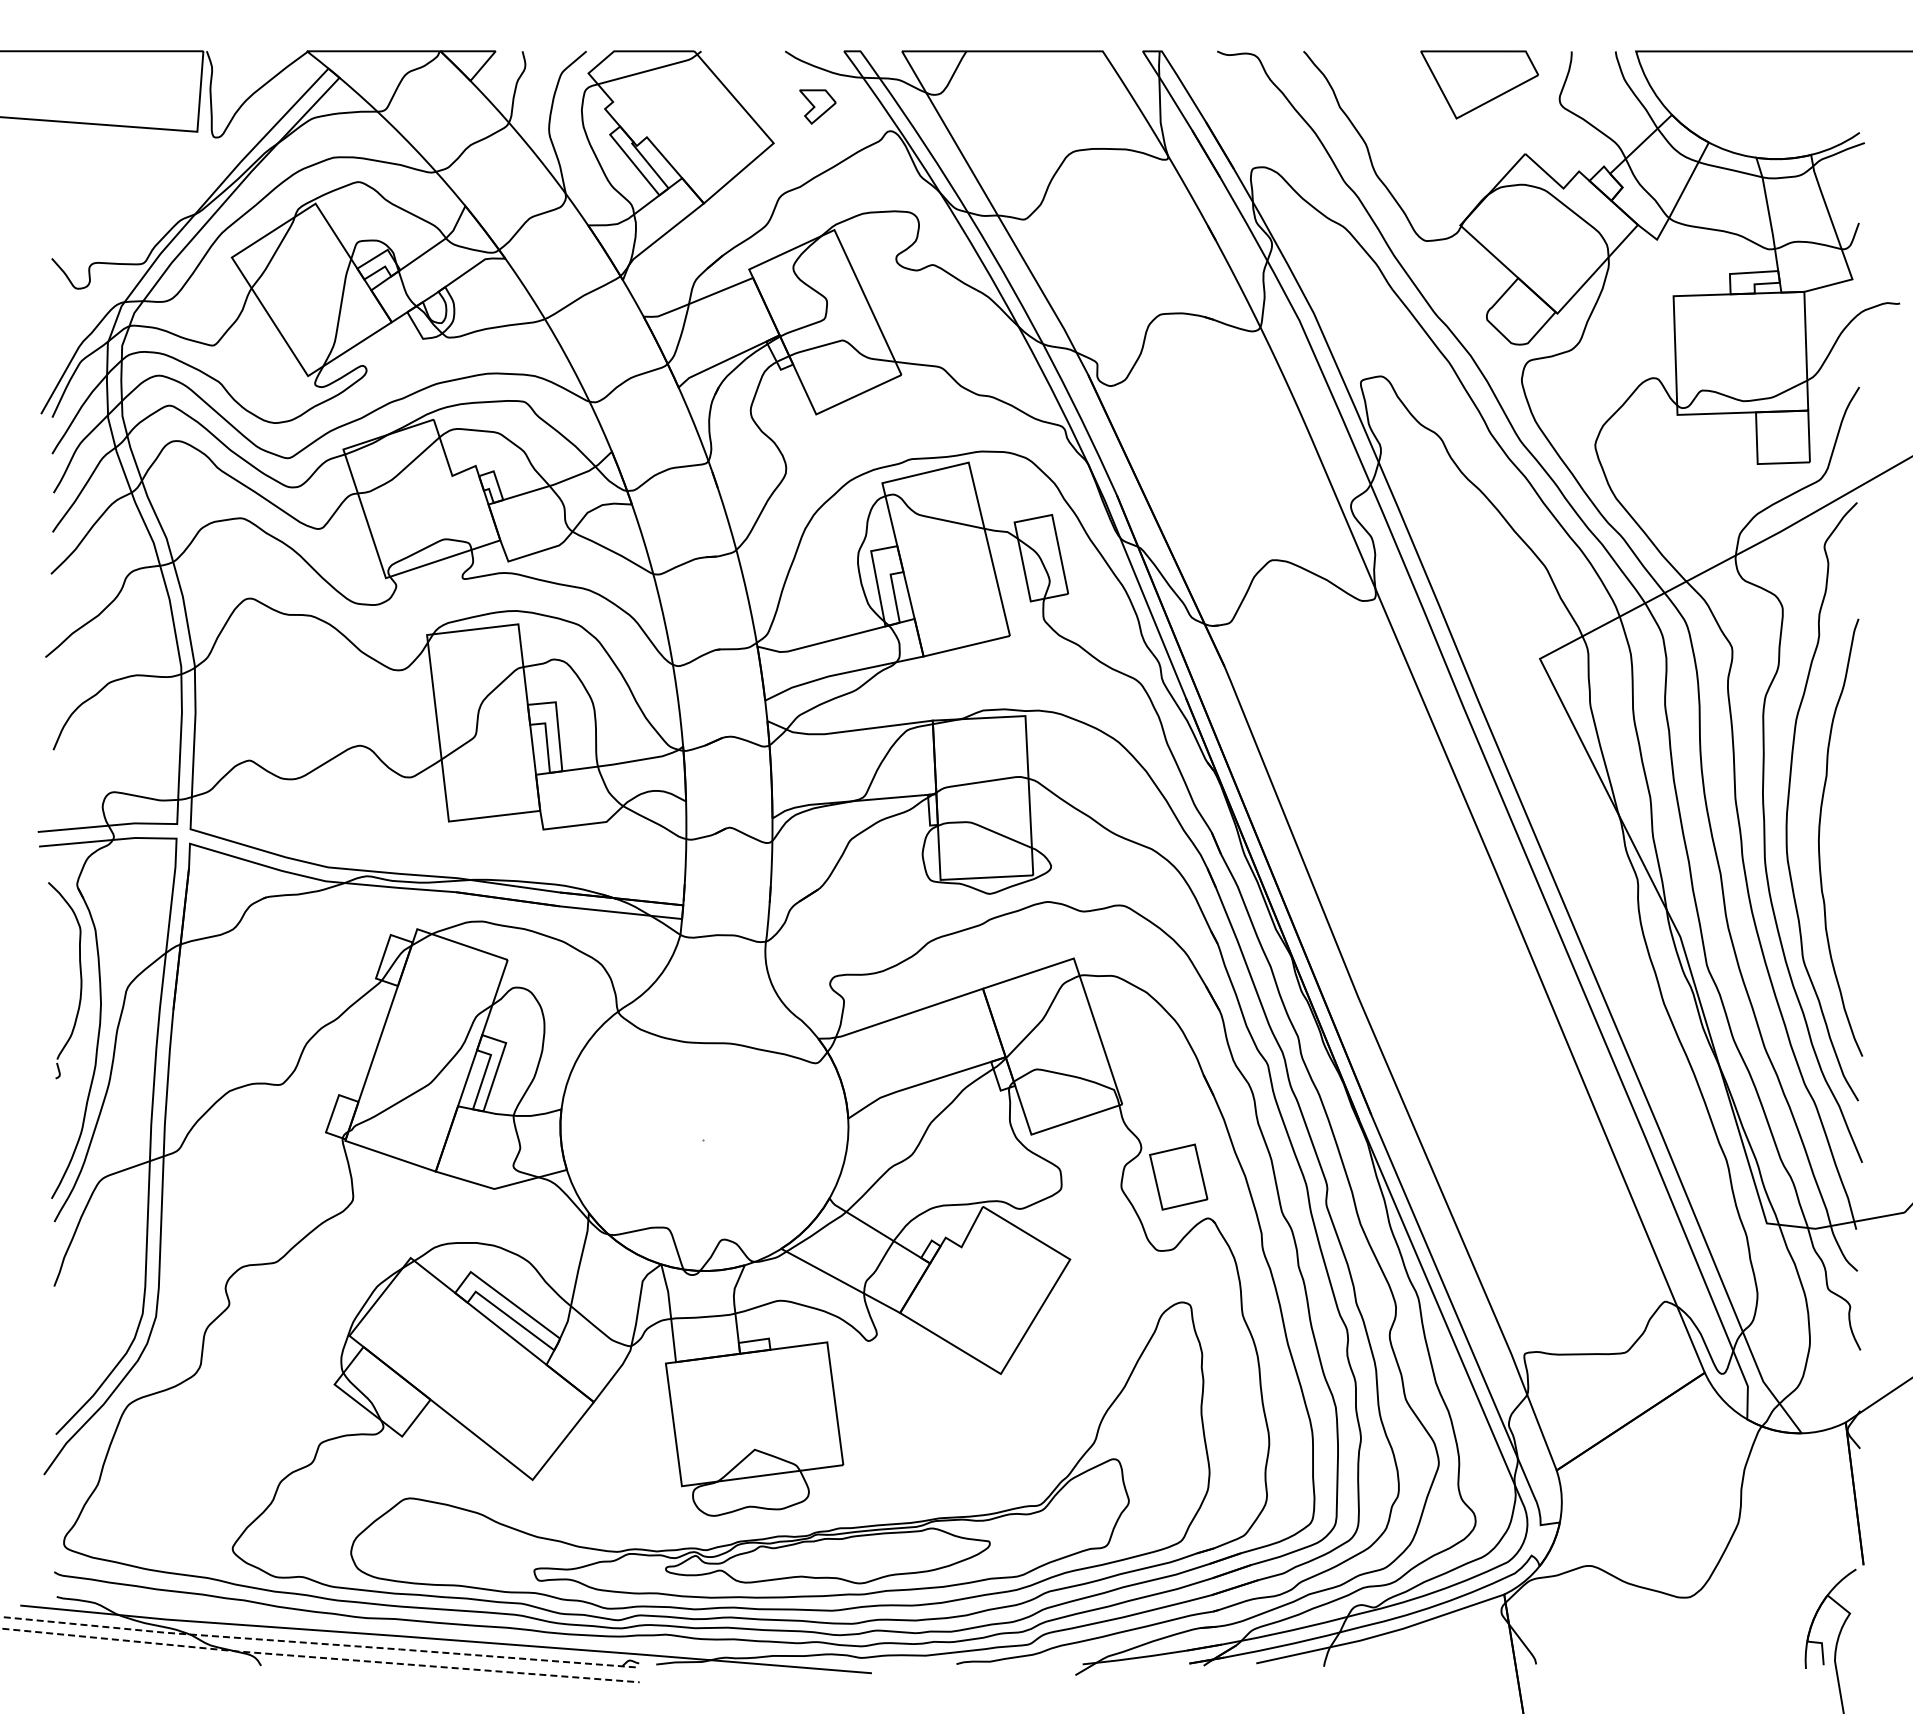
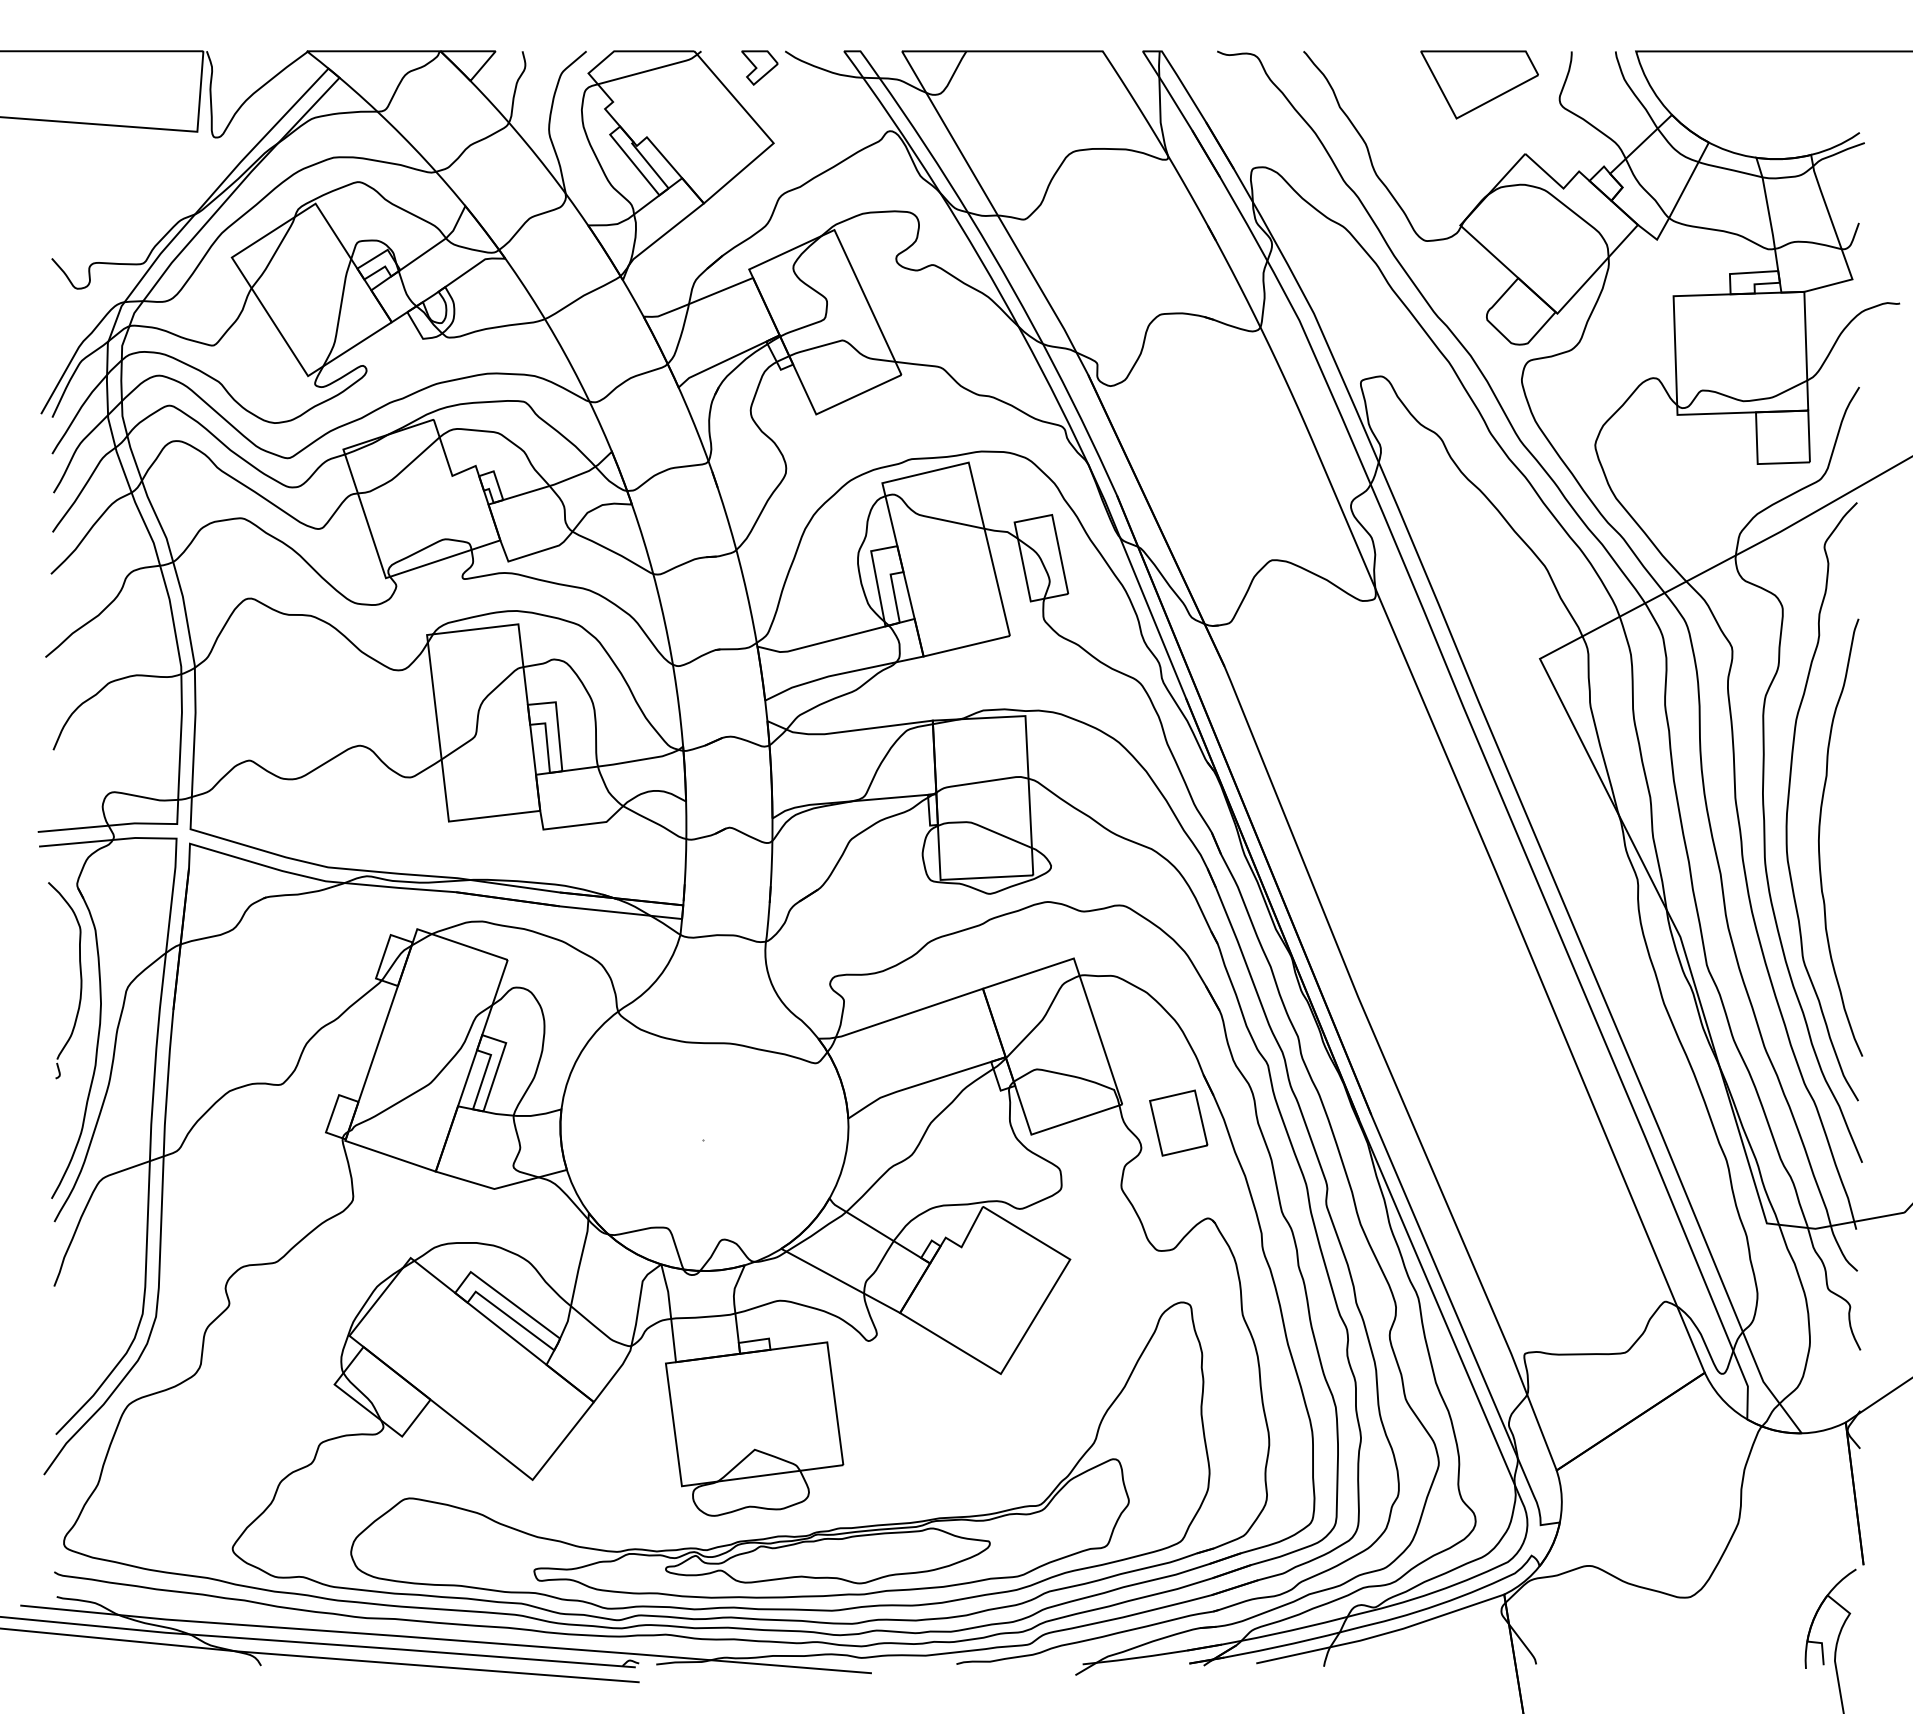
part position: (817, 106) -> (759, 67) (759, 67)
part position: (1178, 1176) -> (1178, 1122) (1178, 1122)
line: dashed -> solid (317, 1643)
line: dashed -> solid (319, 1657)
